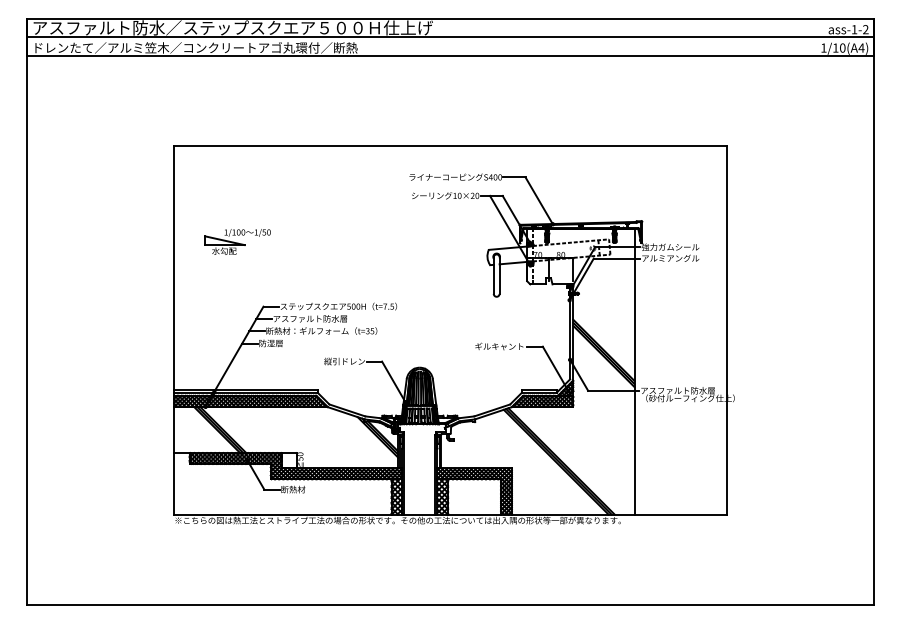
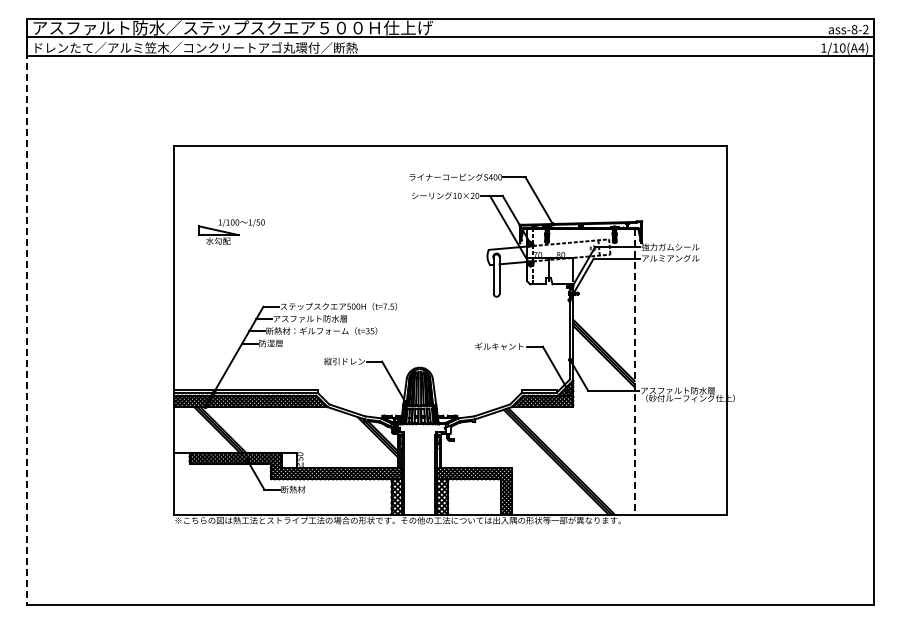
text: ass-1-2 -> ass-8-2 (854, 29)
part position: (237, 241) -> (231, 231) (231, 231)
line: solid -> dashed (27, 312)
line: solid -> dashed (634, 371)
